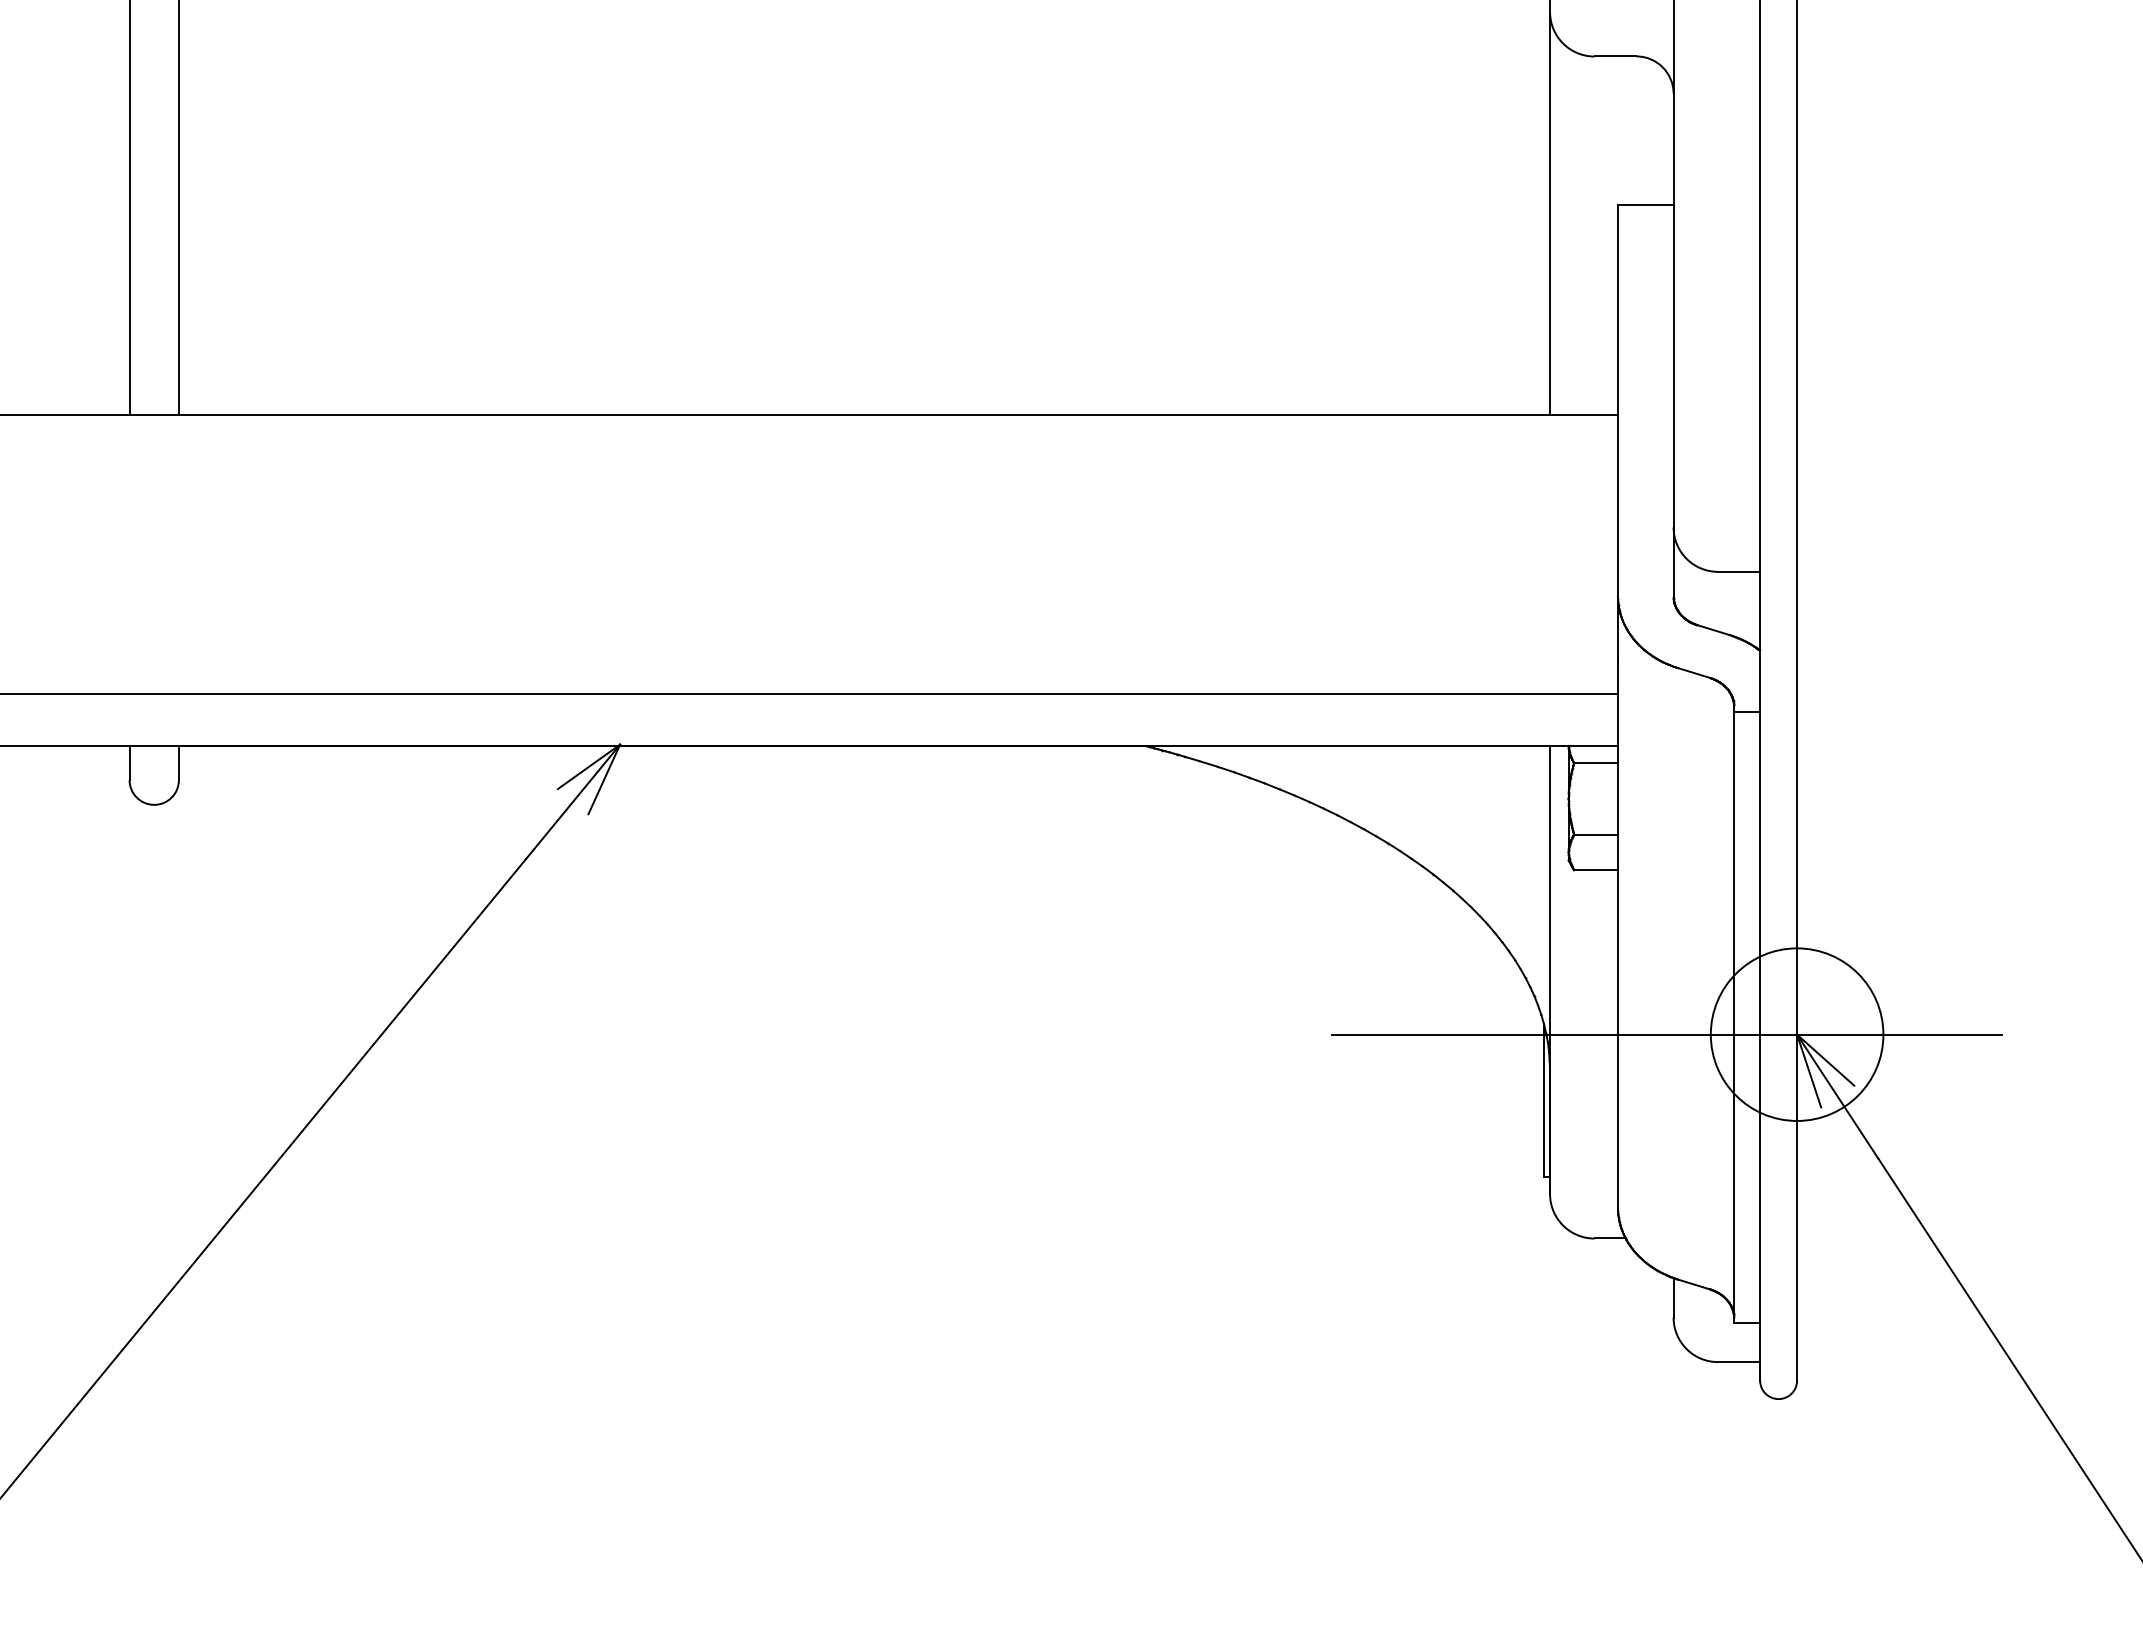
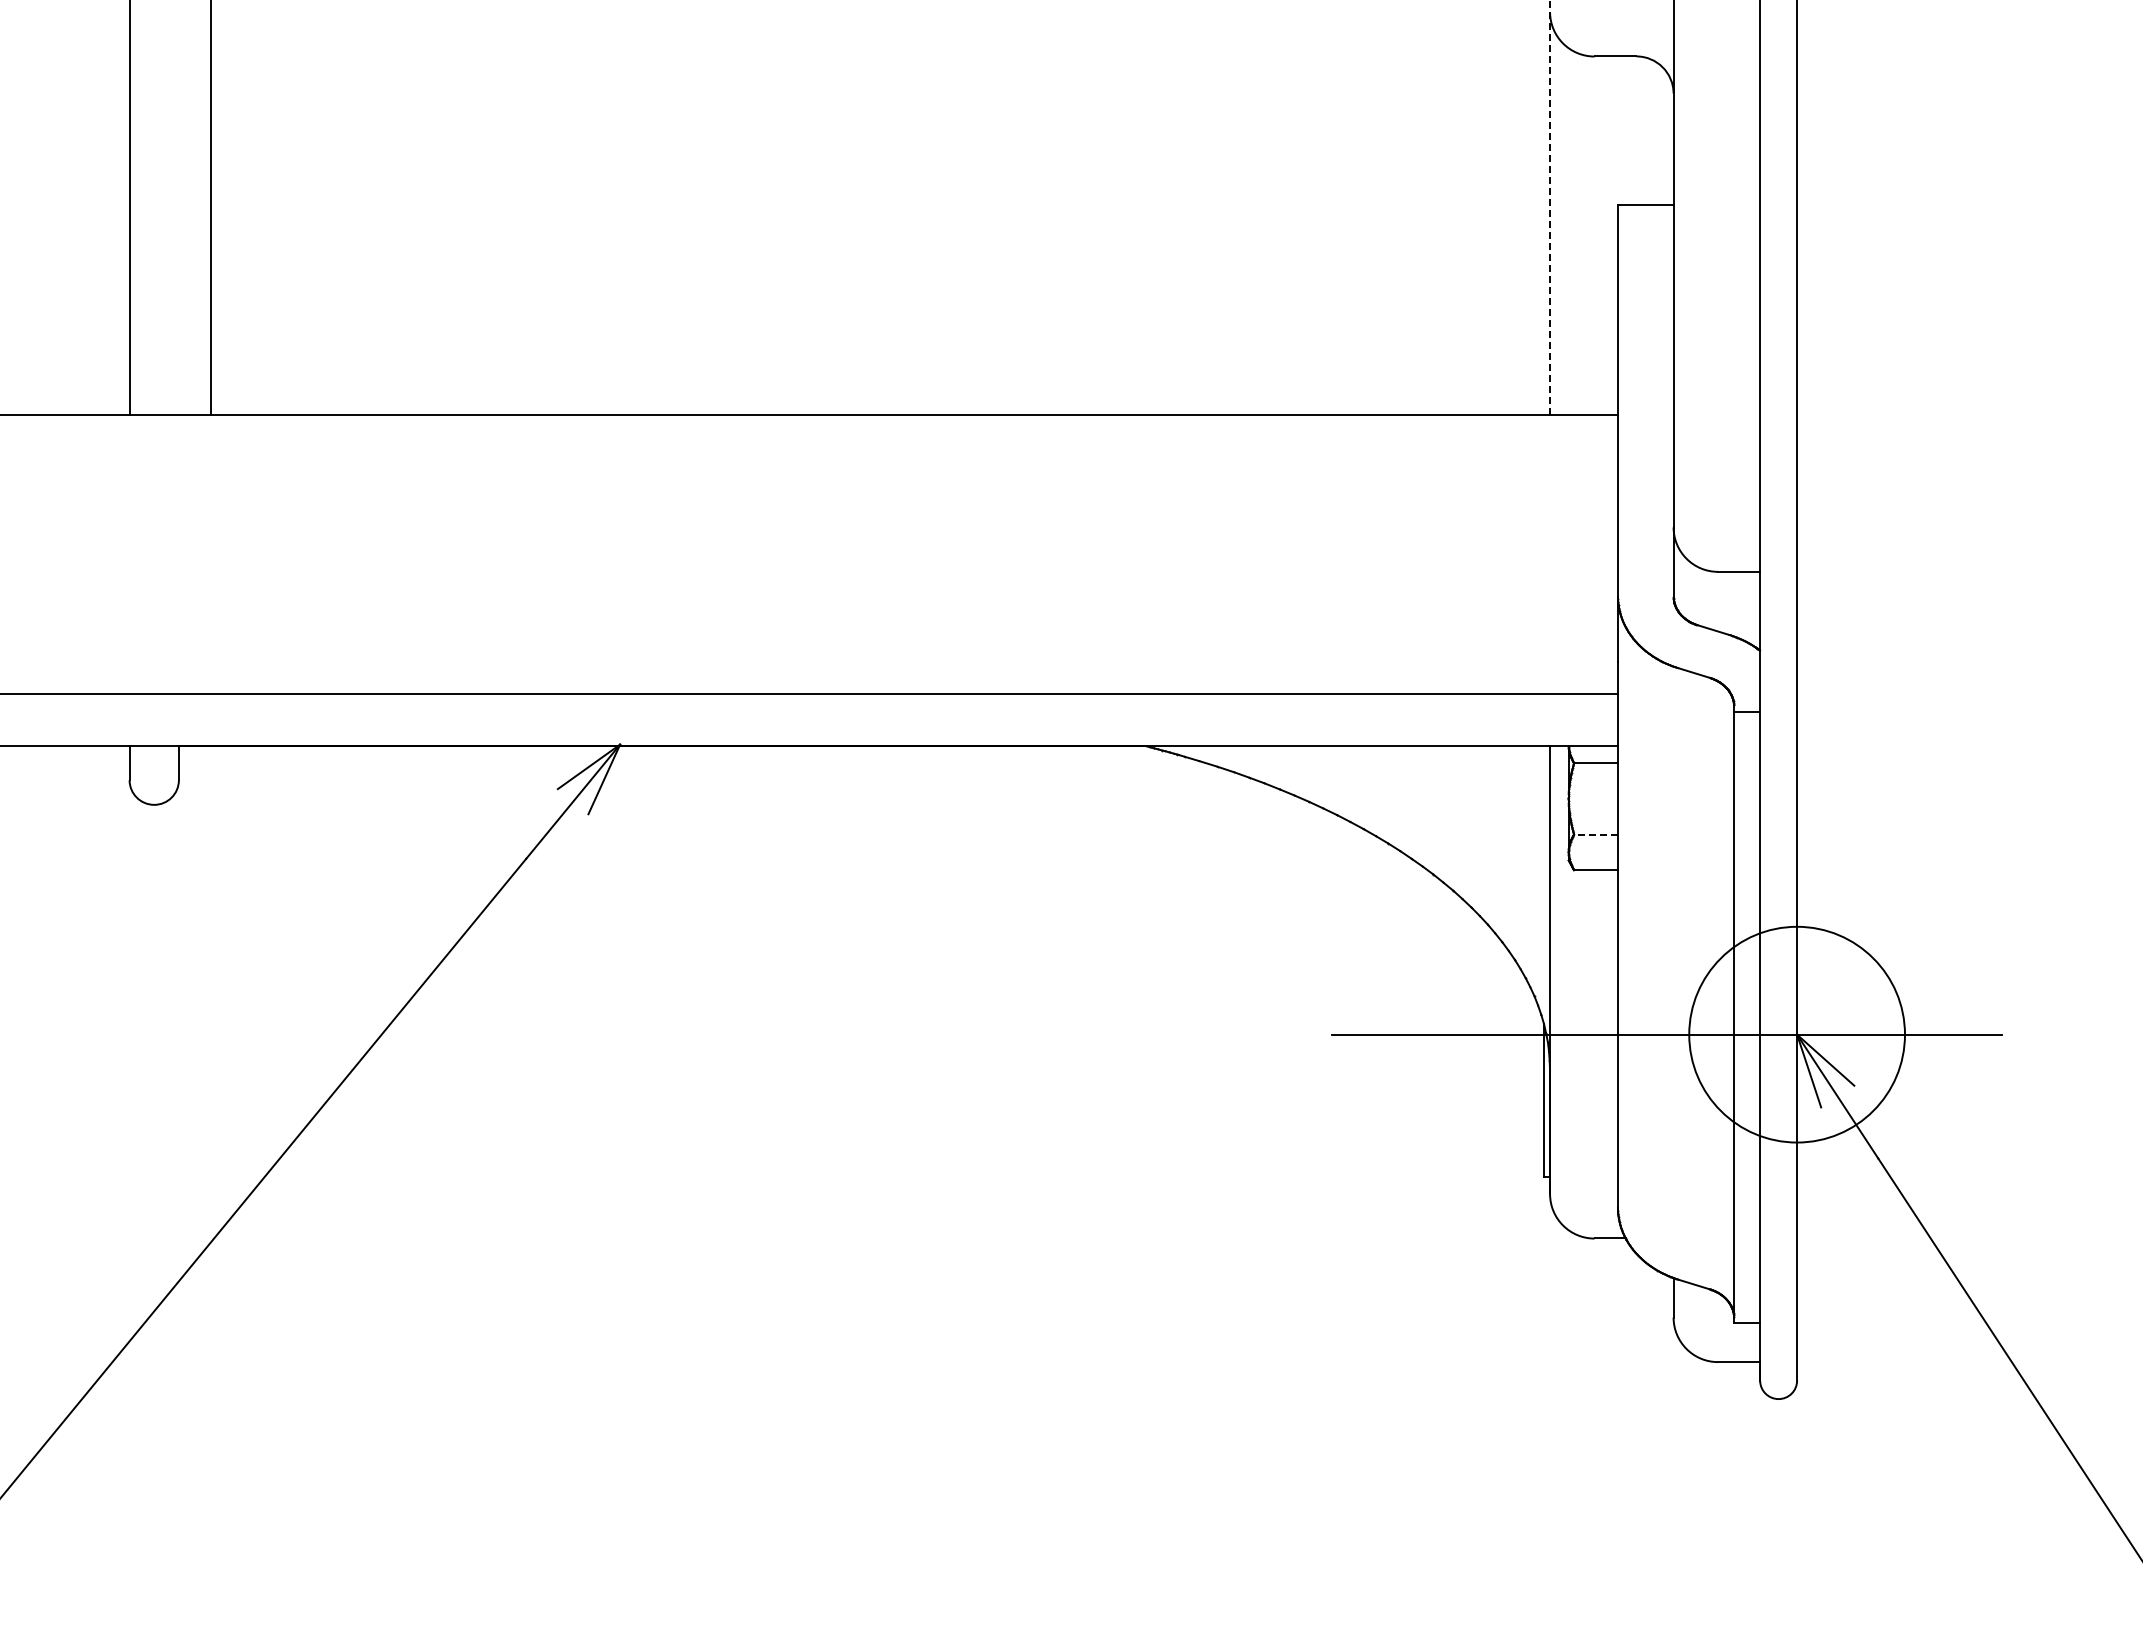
line: solid -> dashed (1550, 207)
line position: (179, 208) -> (211, 208) (211, 208)
line: solid -> dashed (1596, 834)
circle diameter: 173 px -> 216 px (1796, 1034)
